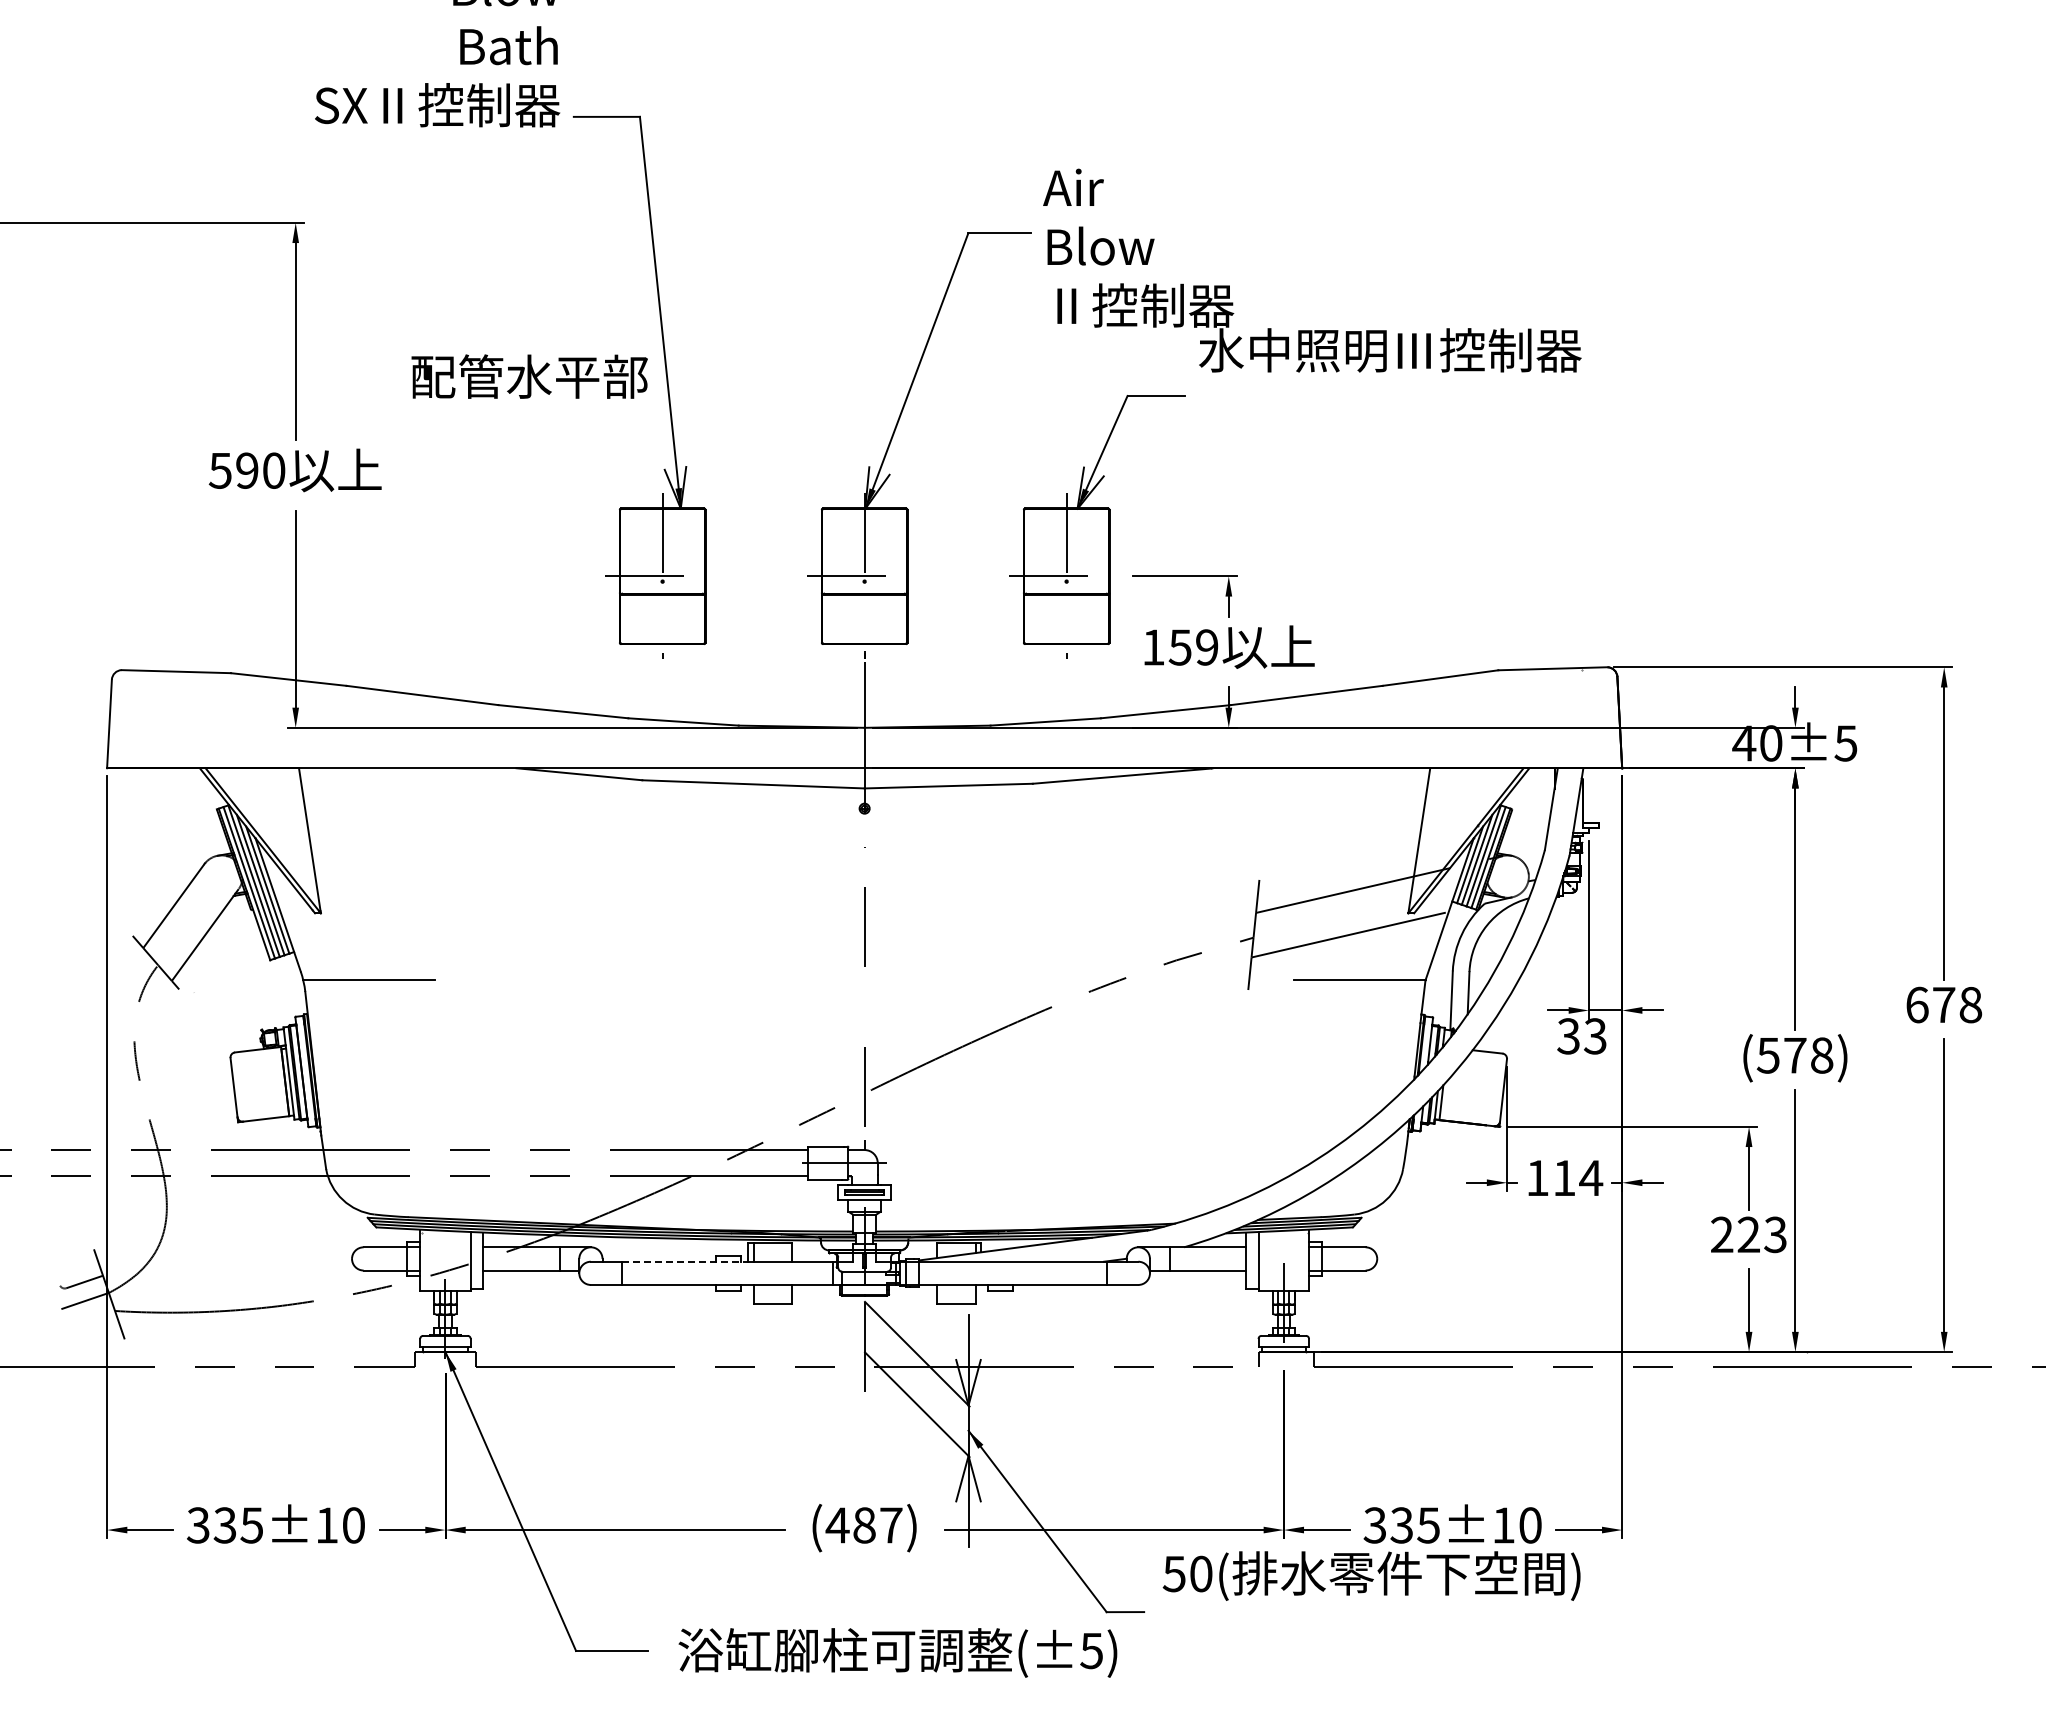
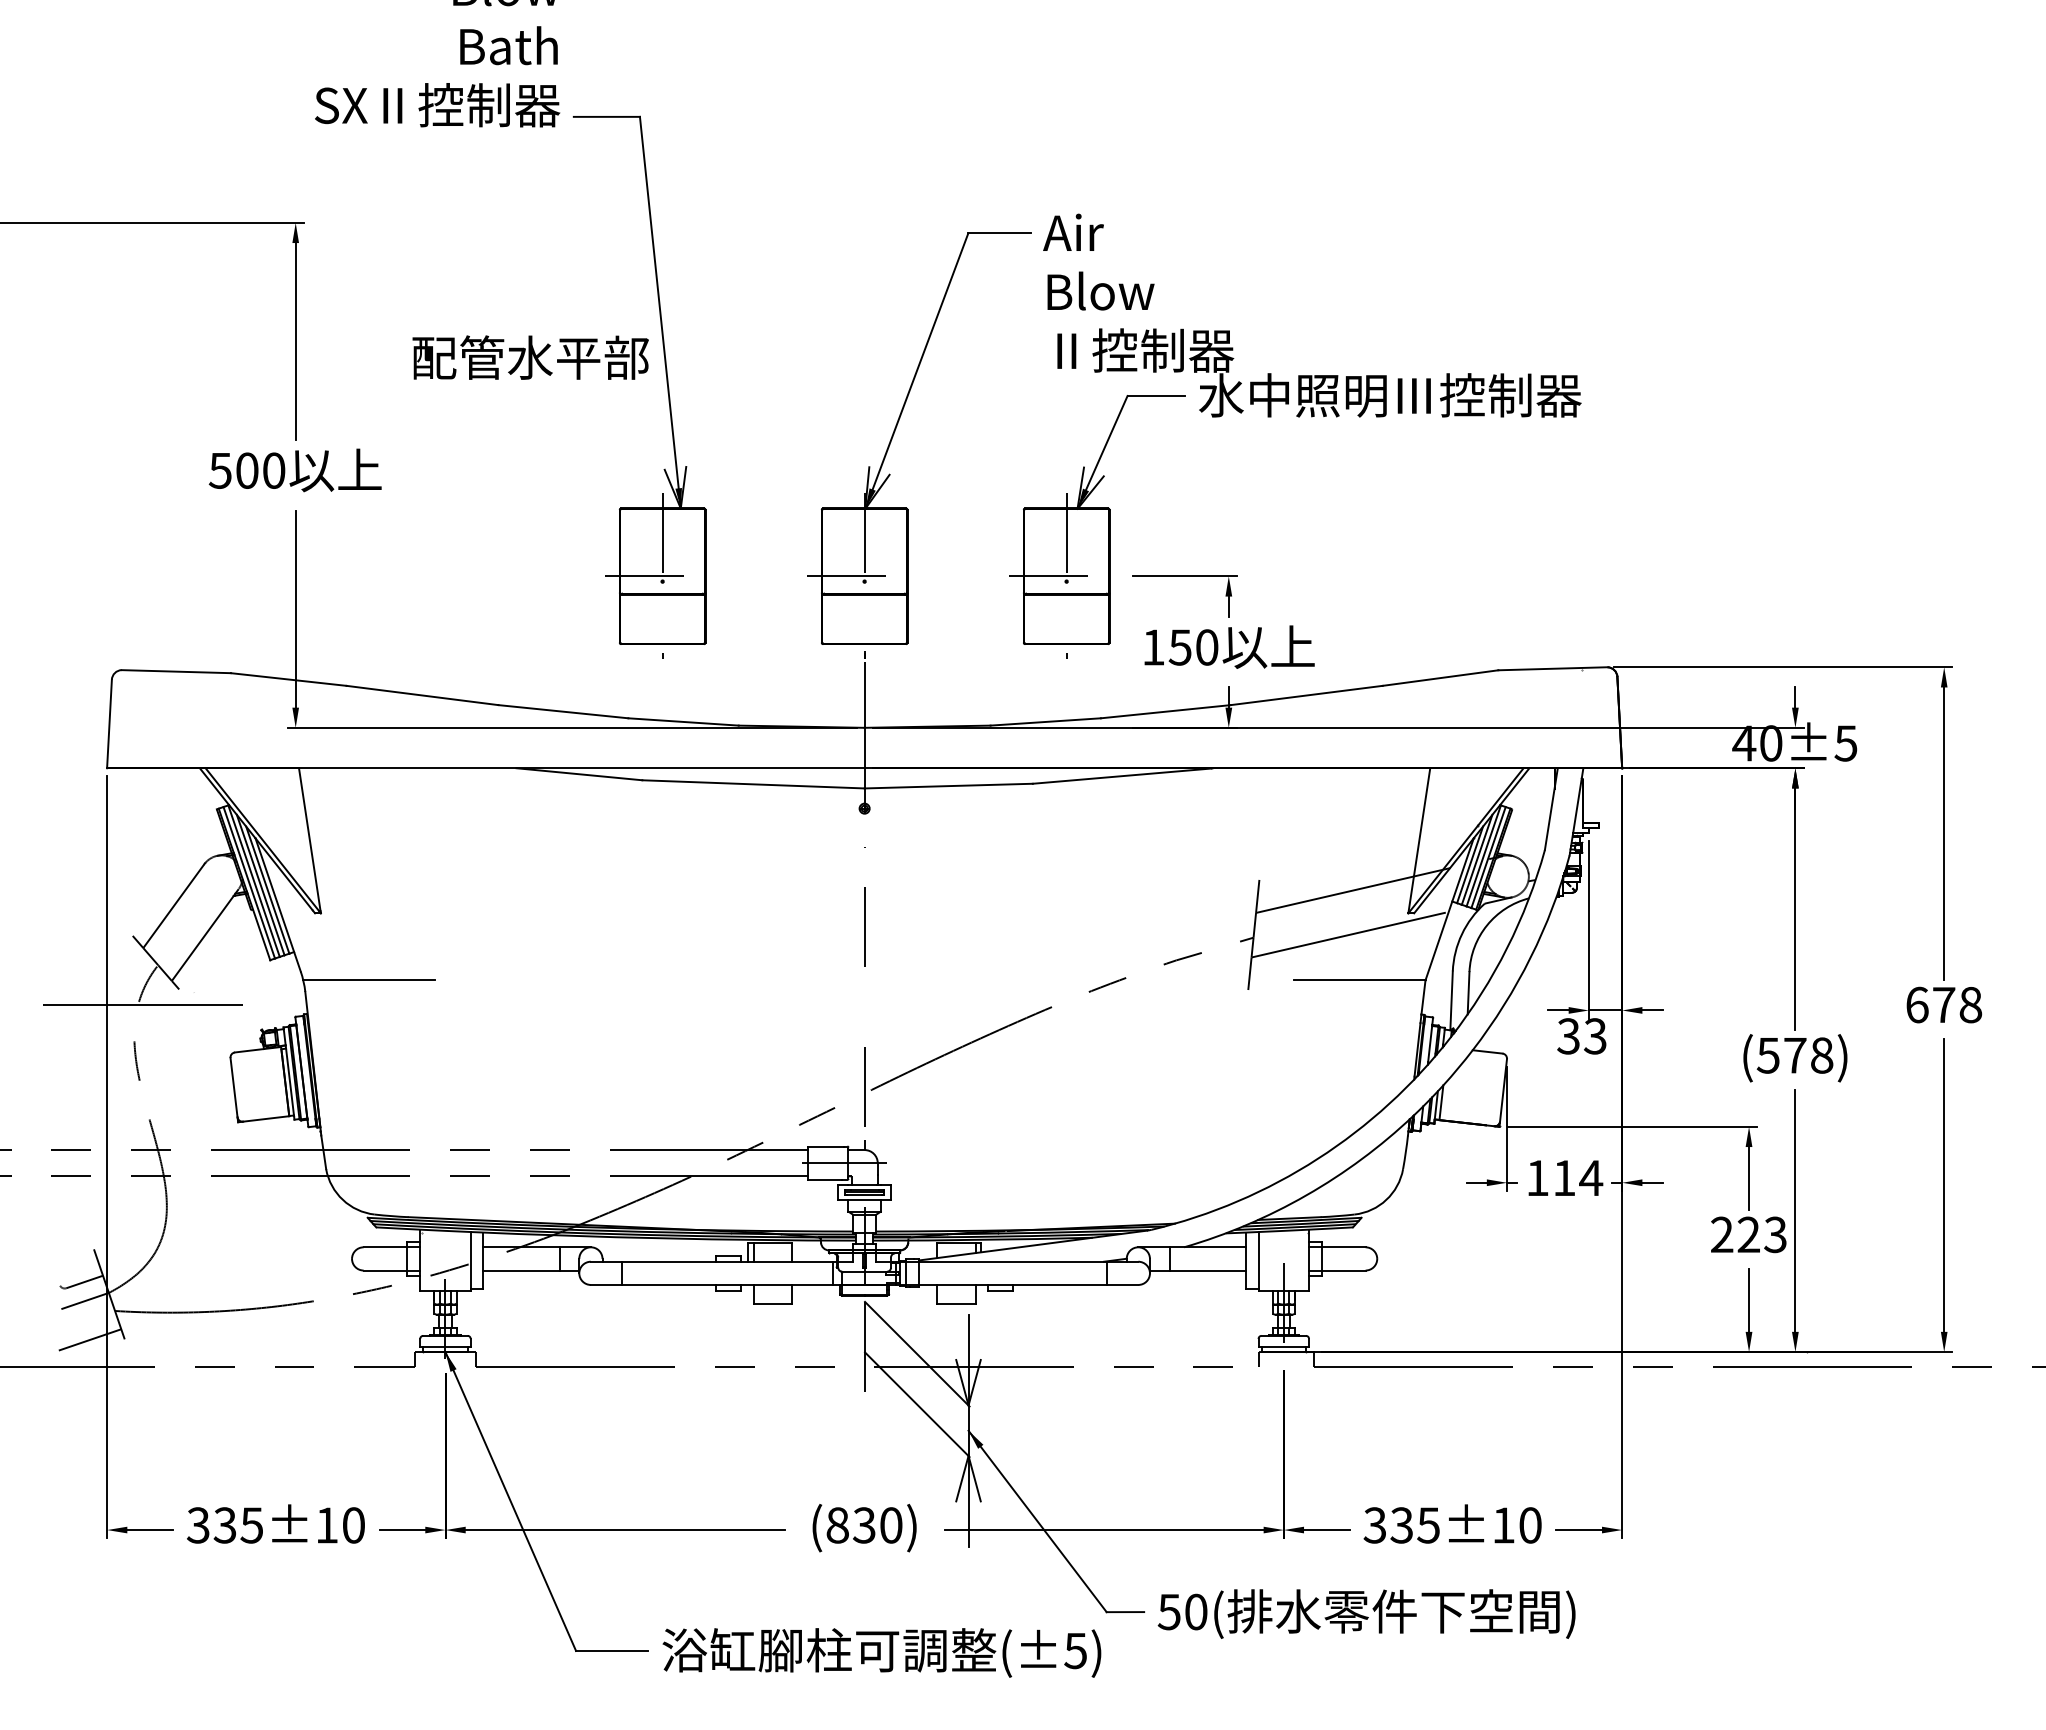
text position: (1312, 270) -> (1312, 315) (1312, 315)
text position: (529, 376) -> (530, 357) (530, 357)
text: 590 -> 500 (247, 470)
text: 159 -> 150 (1207, 647)
line: none -> present (153, 1005)
line: dashed -> solid (685, 1261)
line: none -> present (89, 1339)
text: (487) -> (830) (863, 1525)
text position: (1371, 1575) -> (1366, 1613) (1366, 1613)
text position: (897, 1652) -> (881, 1652) (881, 1652)
